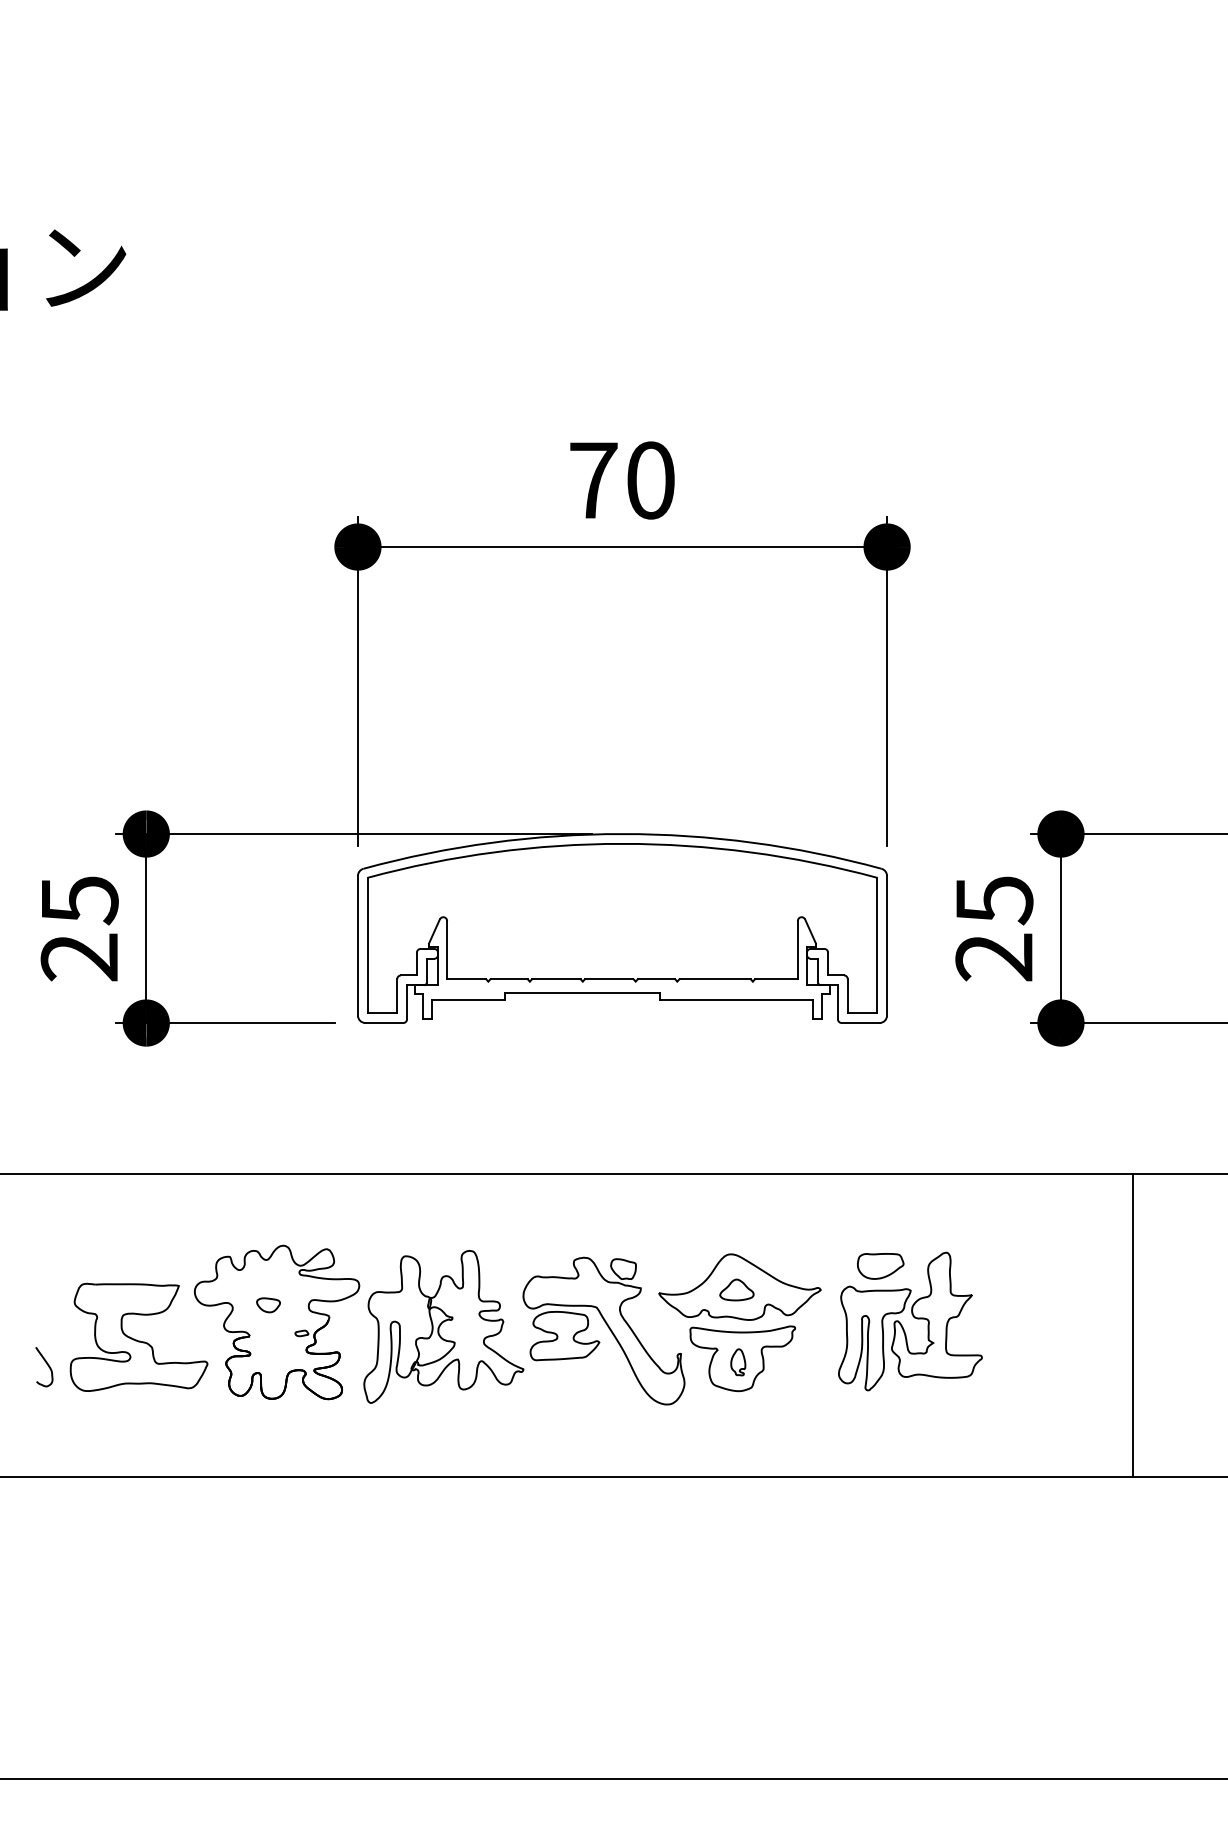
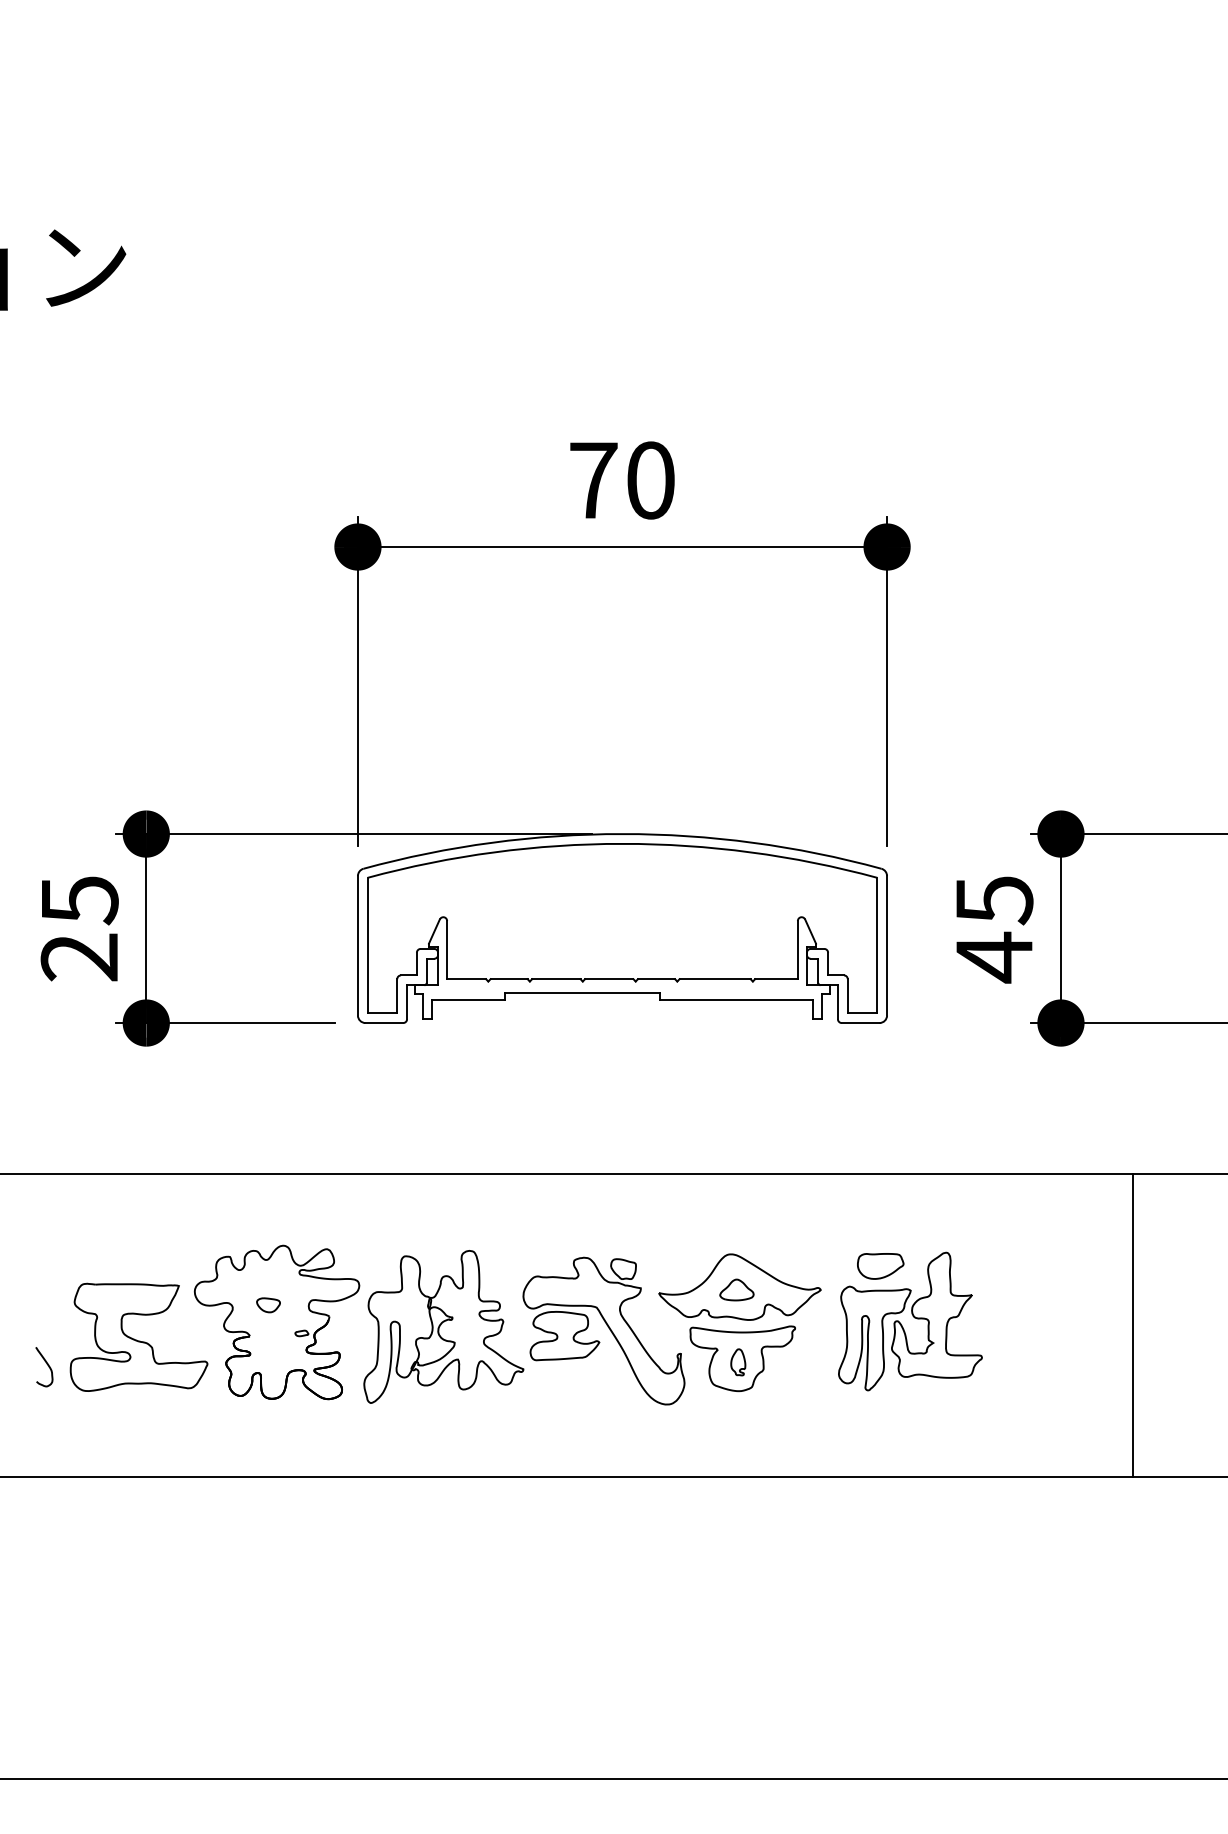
text: 25 -> 45 (993, 957)
